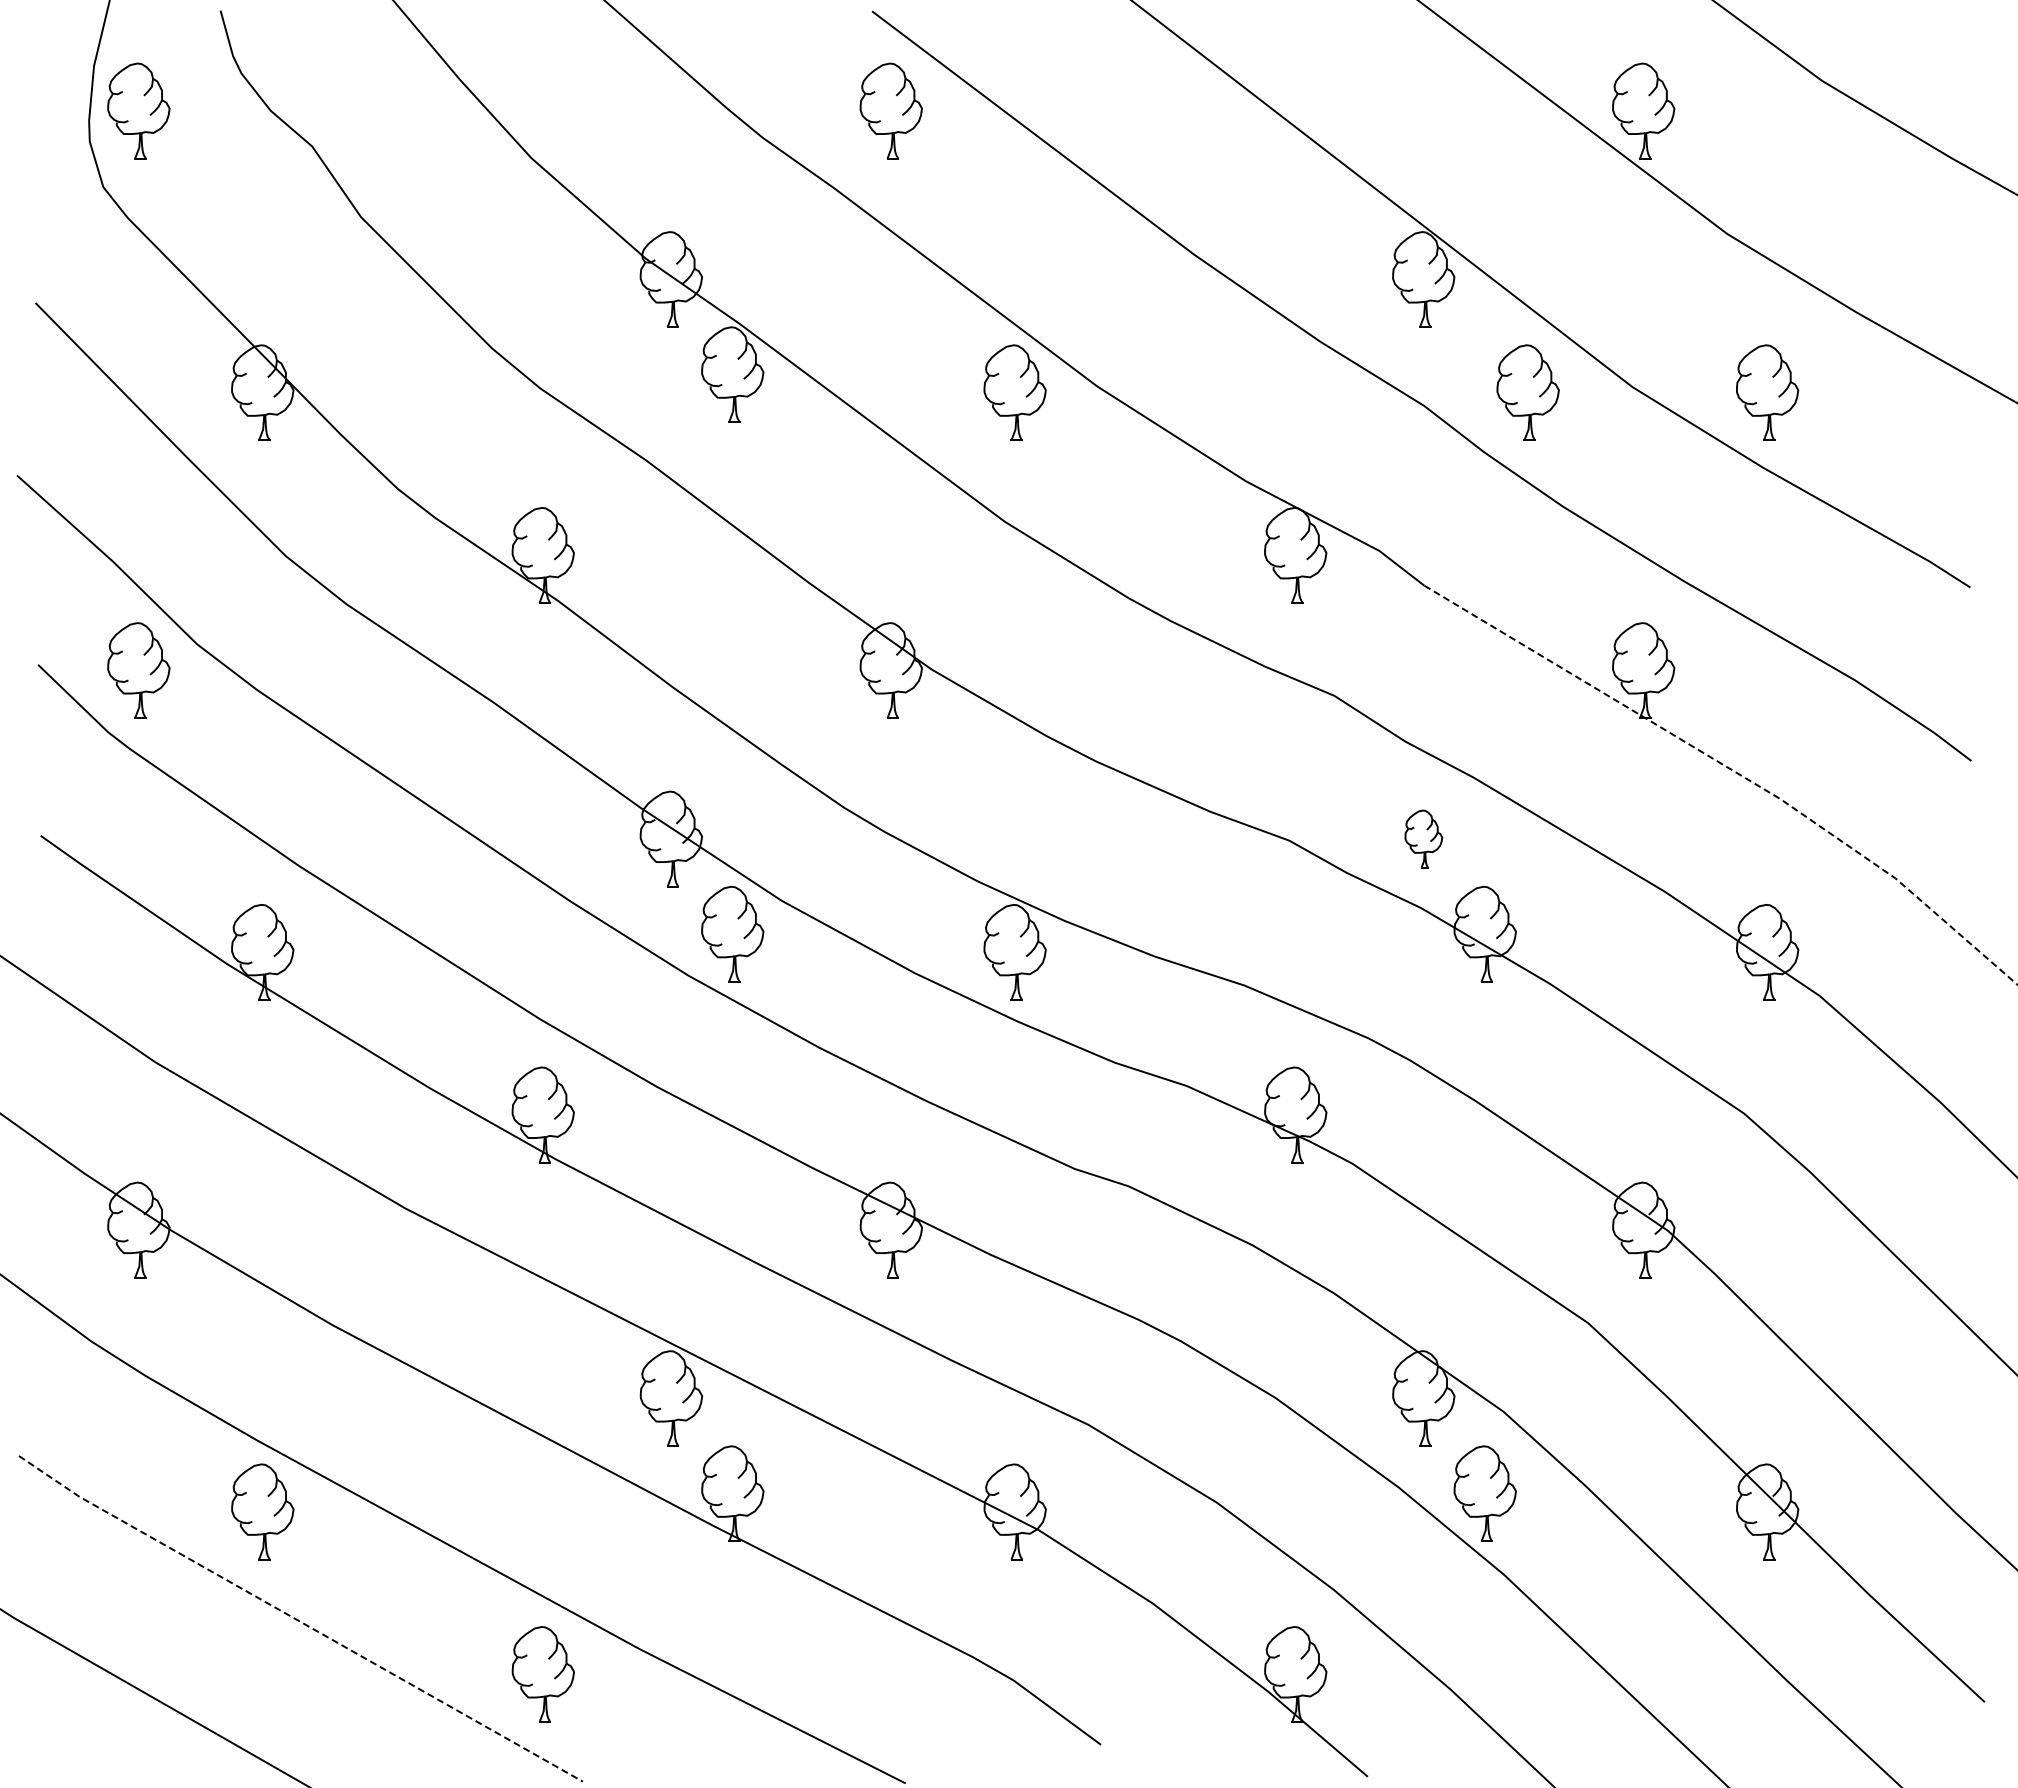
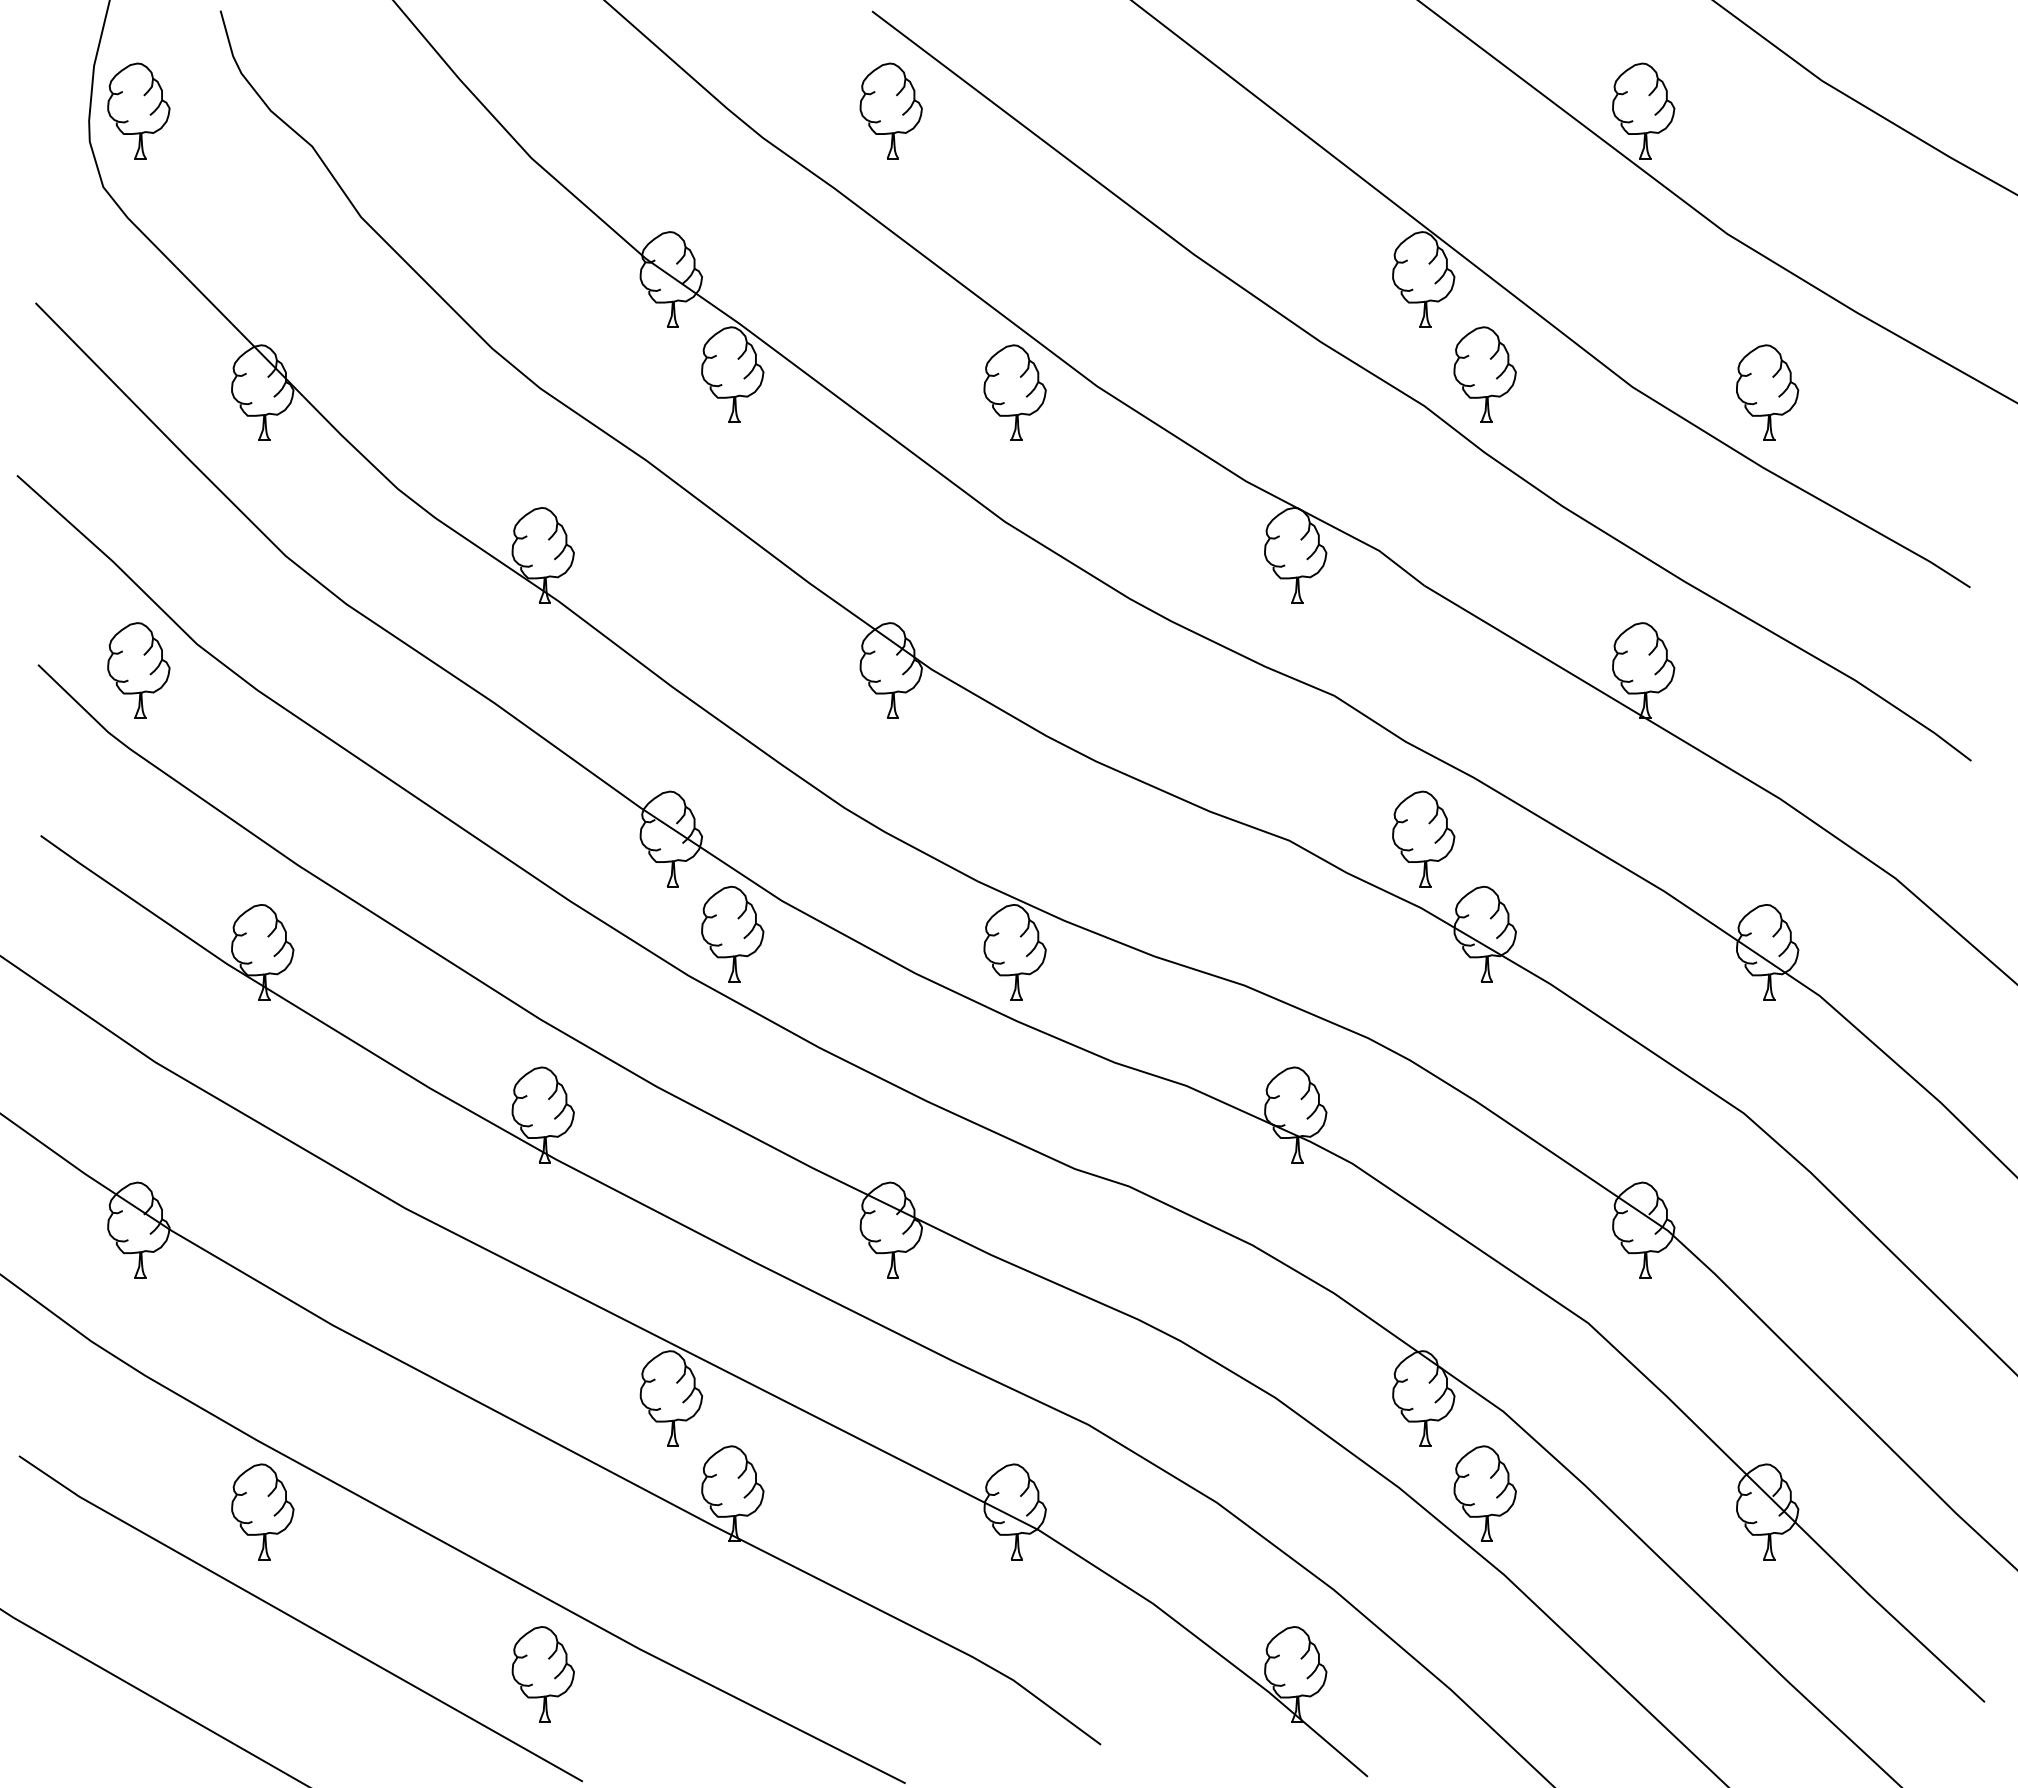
part position: (1527, 392) -> (1484, 374) (1484, 374)
line: dashed -> solid (1733, 770)
part size: 40x60 px -> 64x98 px (1423, 838)
line: dashed -> solid (299, 1621)
